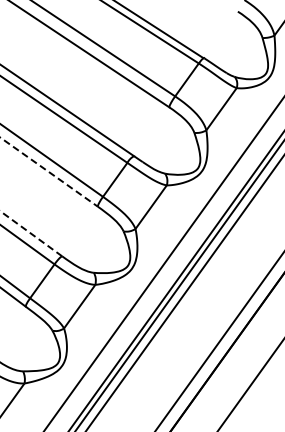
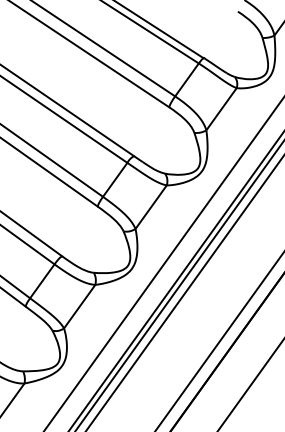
line: dashed -> solid (49, 172)
line: dashed -> solid (31, 233)
